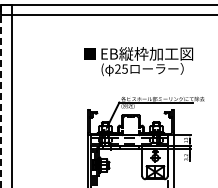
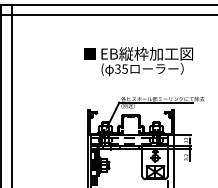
text: 25 -> 35 (117, 69)
line: dashed -> solid (1, 96)
